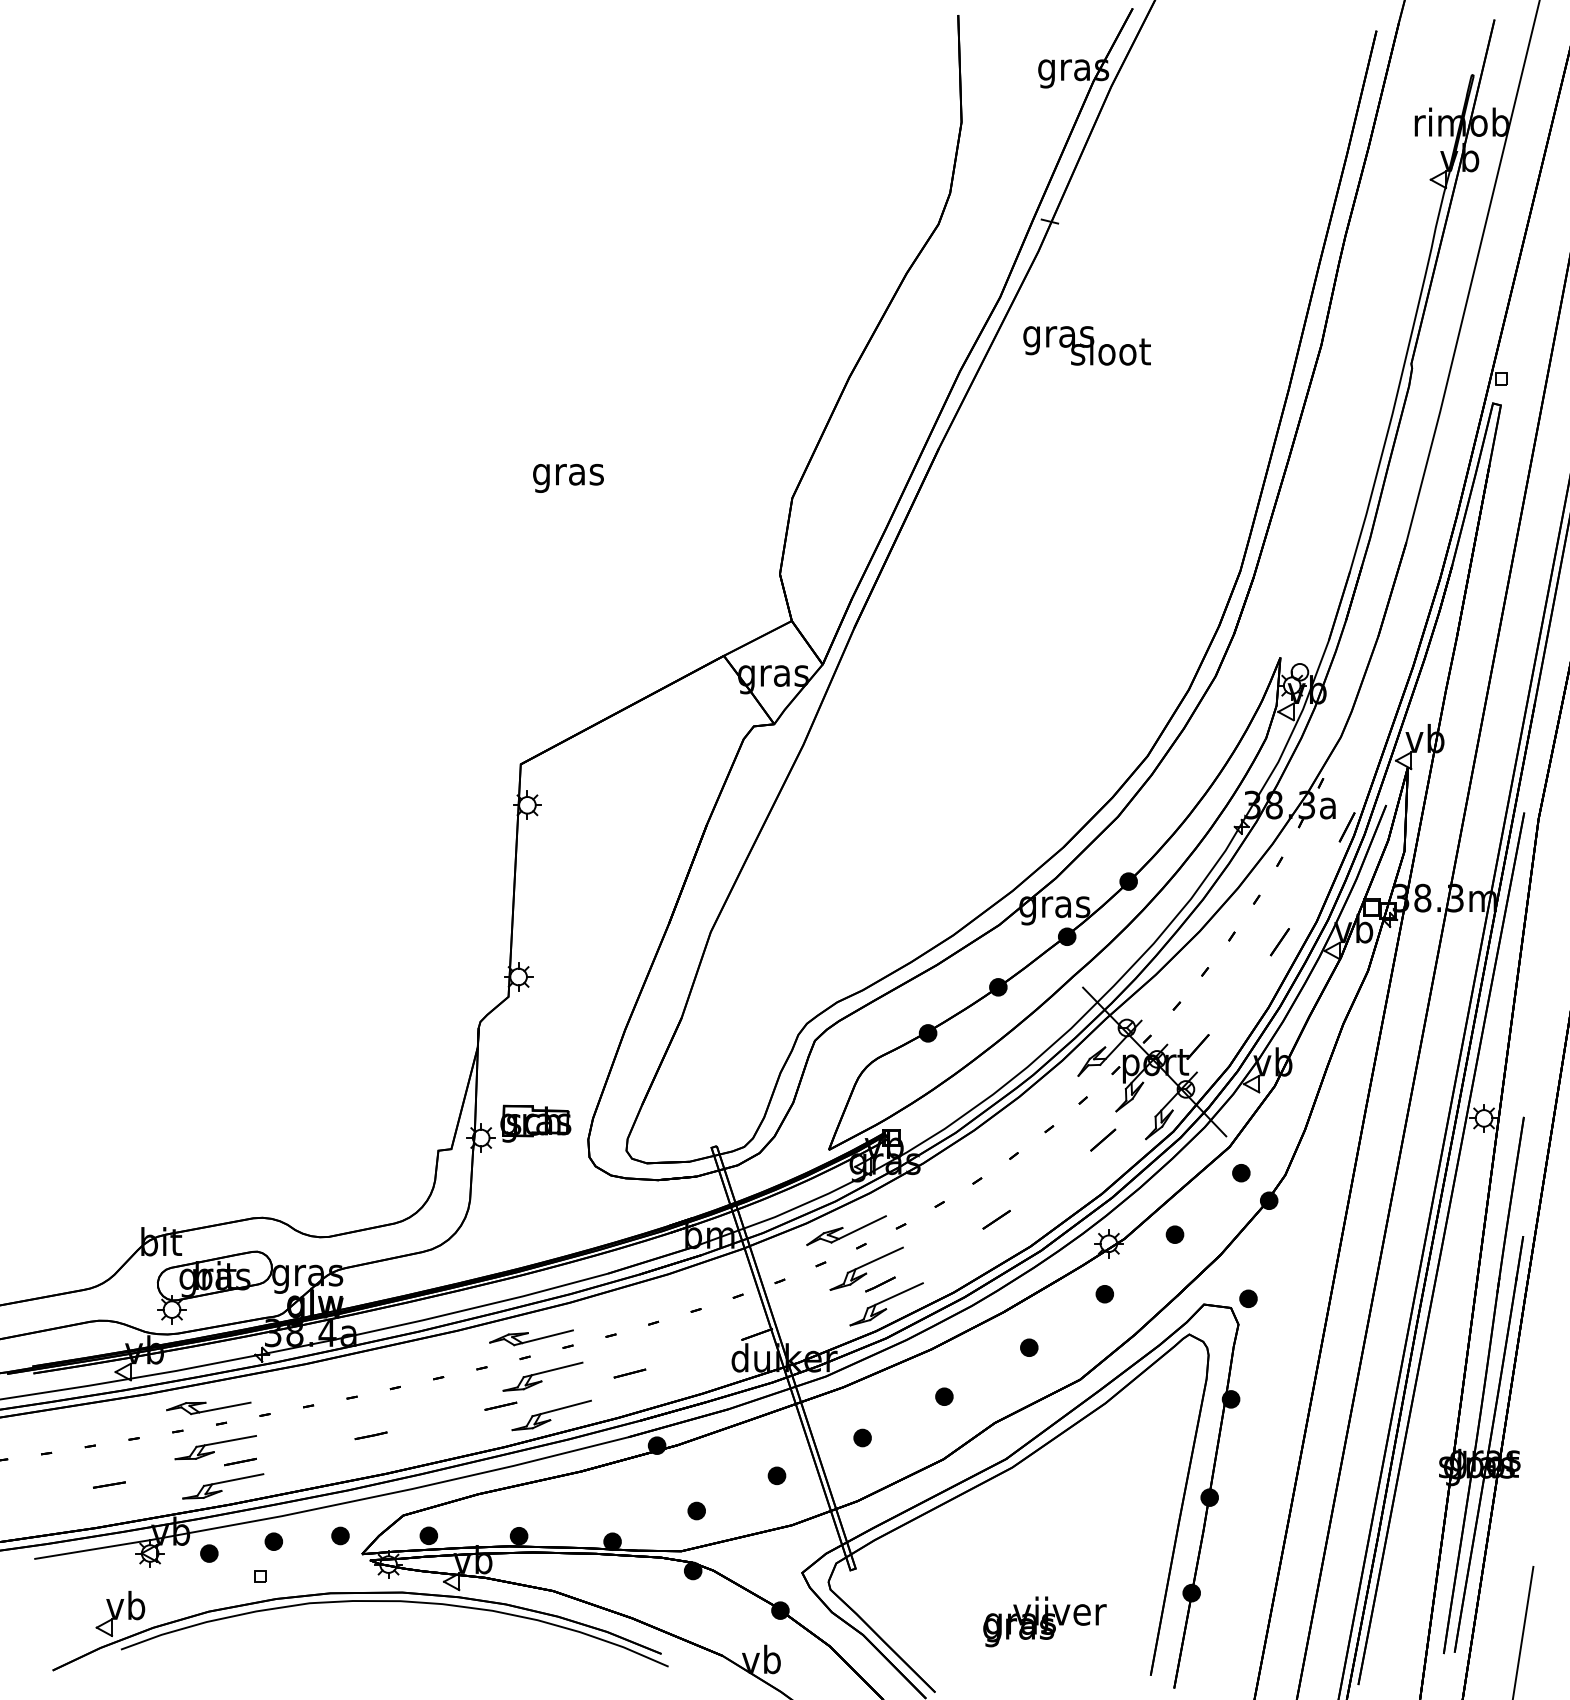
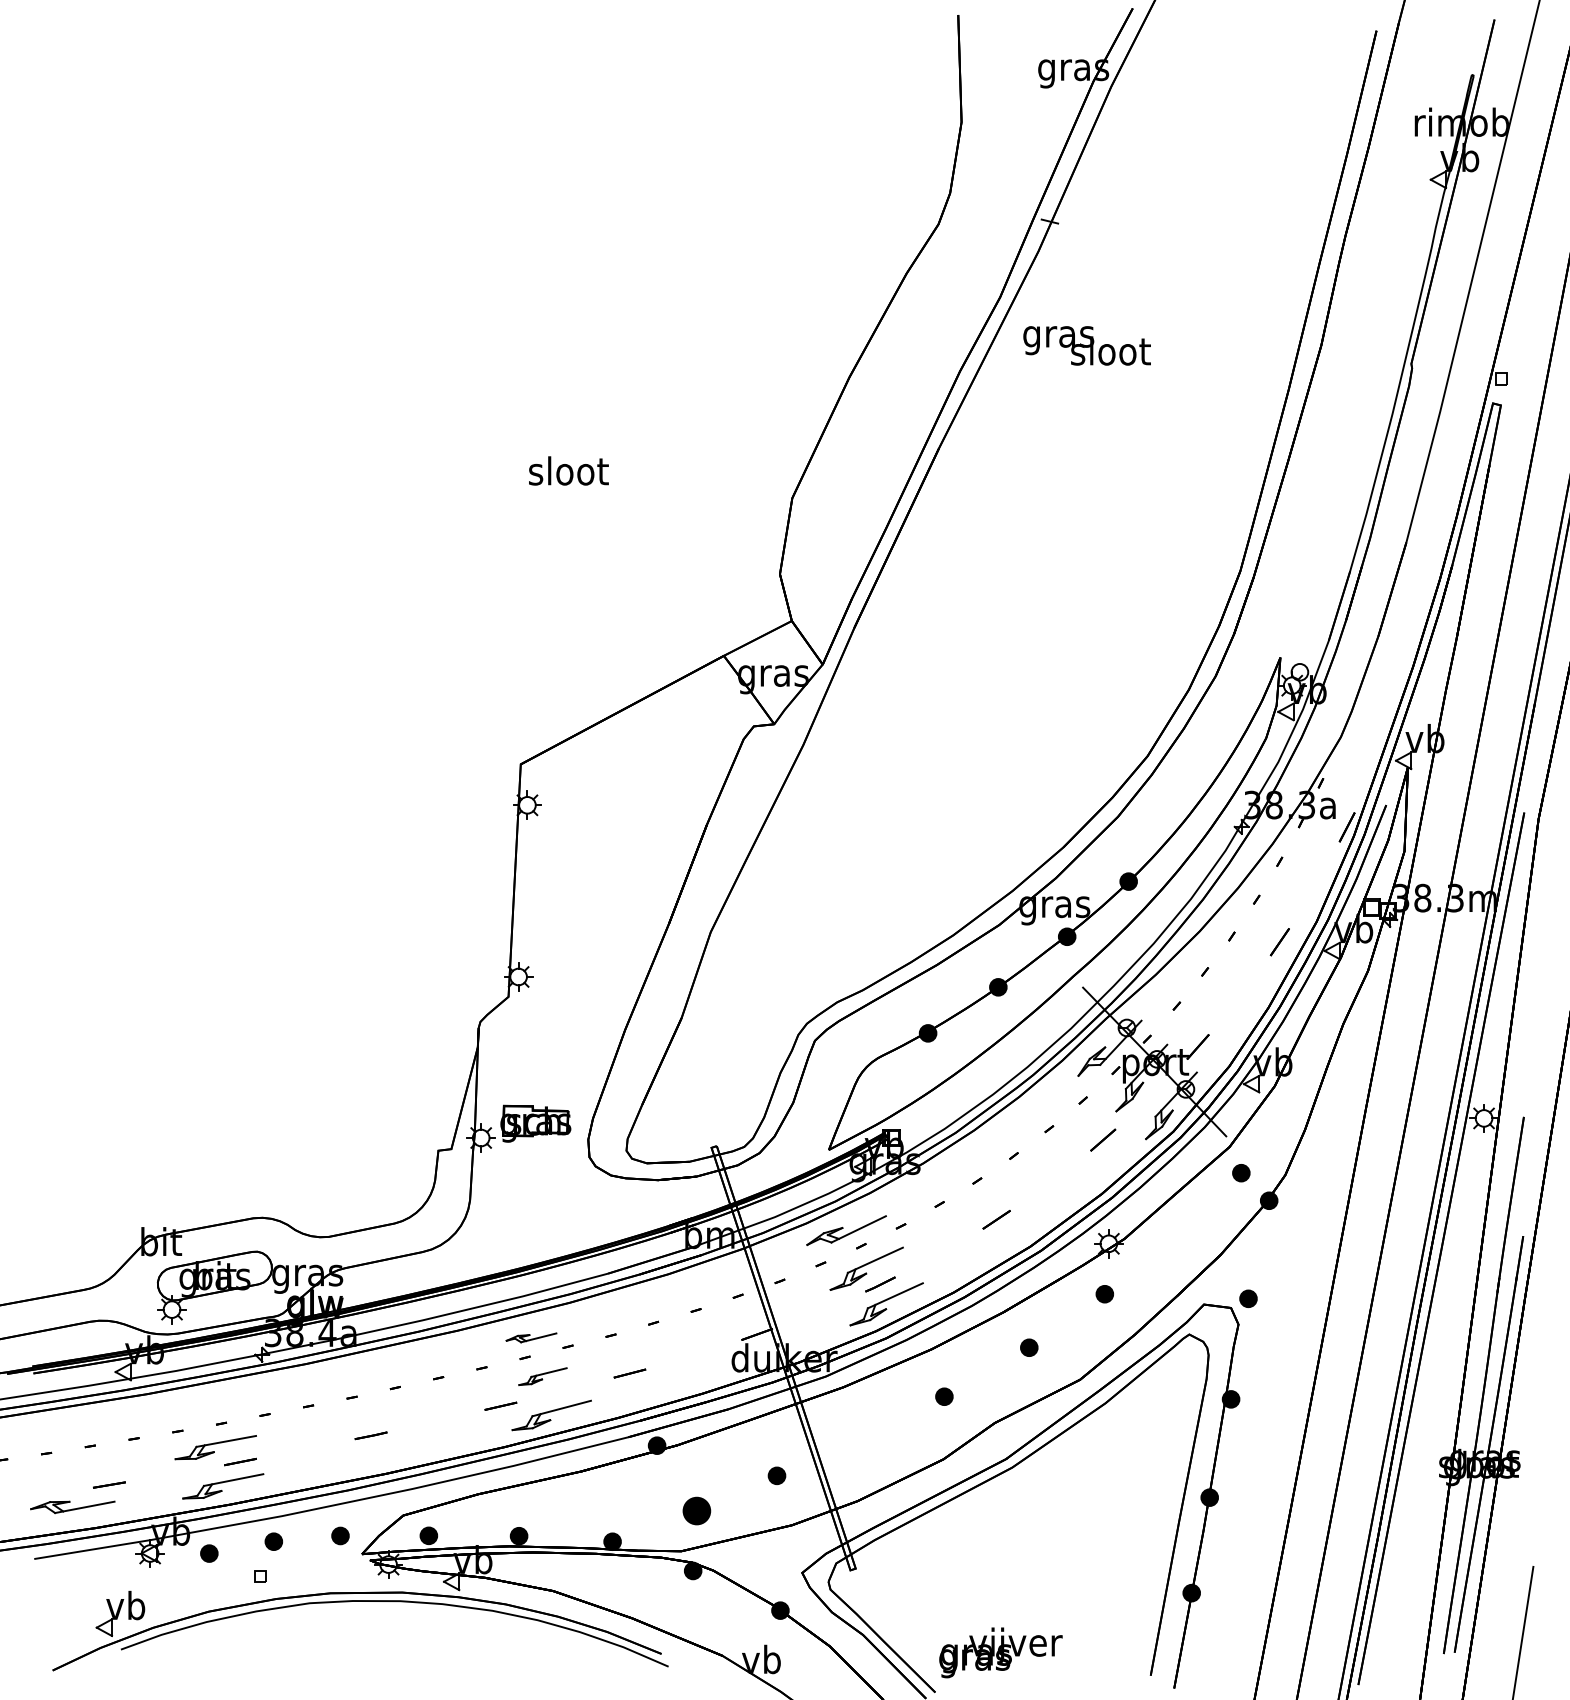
text: gras -> sloot (568, 474)
part: present -> none (1174, 1234)
part size: 85x18 px -> 53x12 px (531, 1337)
part size: 82x31 px -> 50x19 px (542, 1376)
part position: (208, 1408) -> (72, 1507) (72, 1507)
part: present -> none (862, 1437)
part size: 19x20 px -> 30x30 px (696, 1510)
text position: (1044, 1621) -> (1000, 1652) (1000, 1652)
